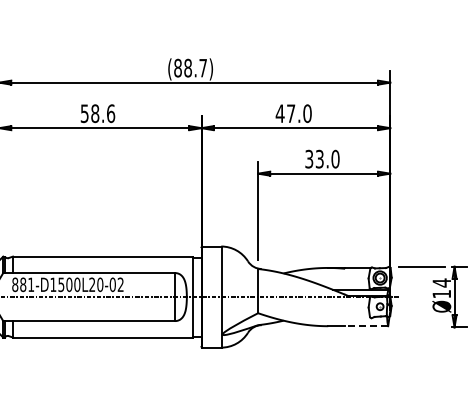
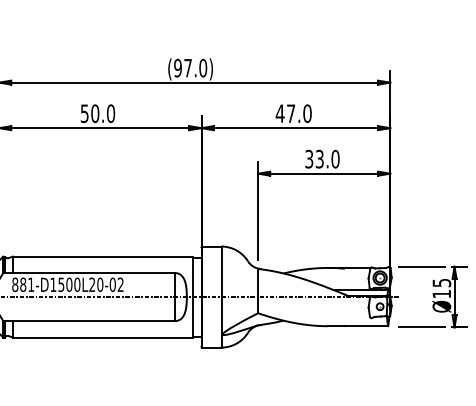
text: (88.7) -> (97.0) (190, 67)
text: 58.6 -> 50.0 (103, 113)
text: Ø14 -> Ø15 (441, 282)
line: dashed -> solid (366, 326)
line: none -> present (421, 327)
